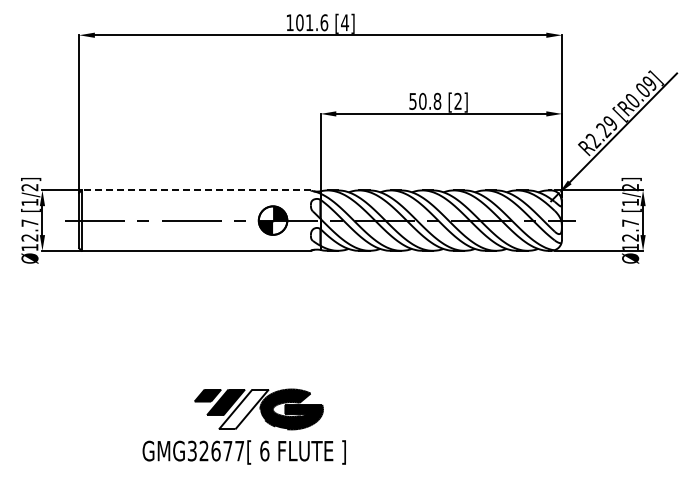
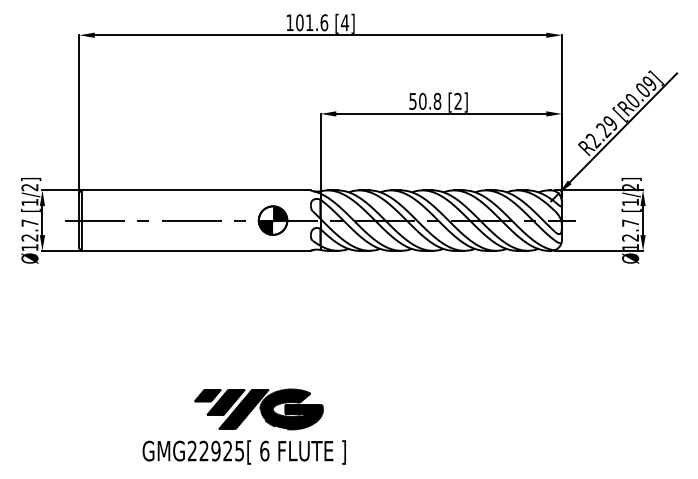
line: dashed -> solid (196, 190)
fill: none -> present (243, 409)
text: GMG32677[ -> GMG22925[ (215, 450)
